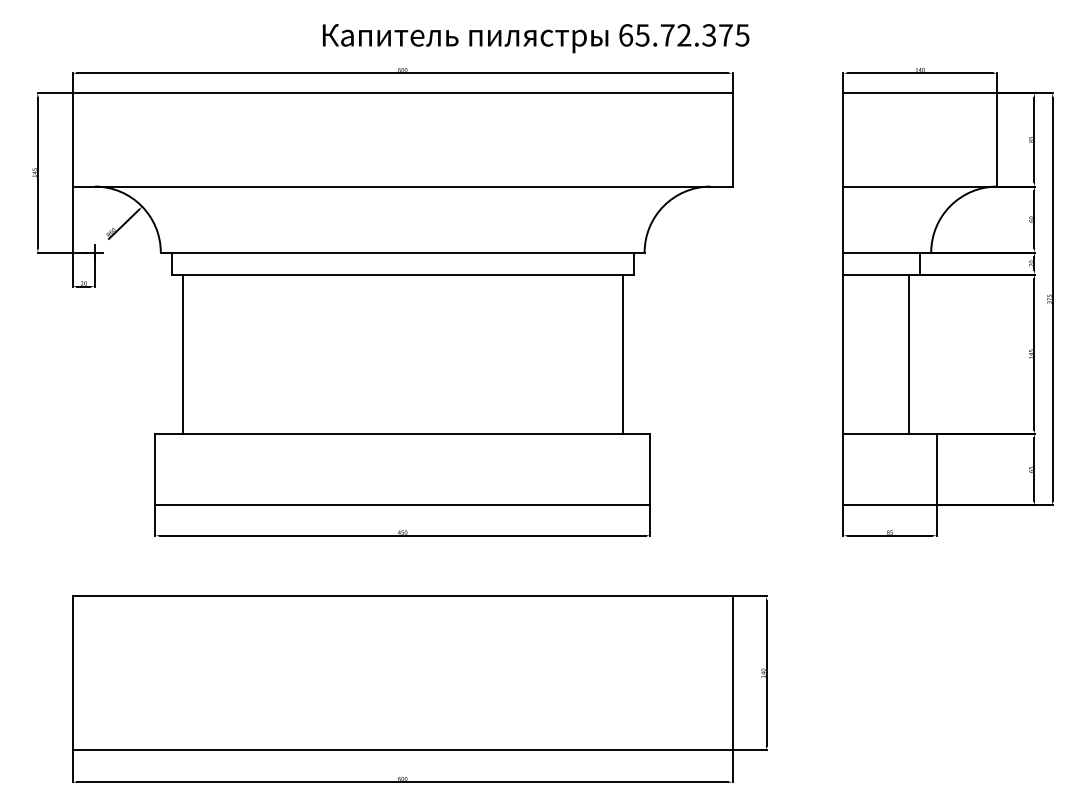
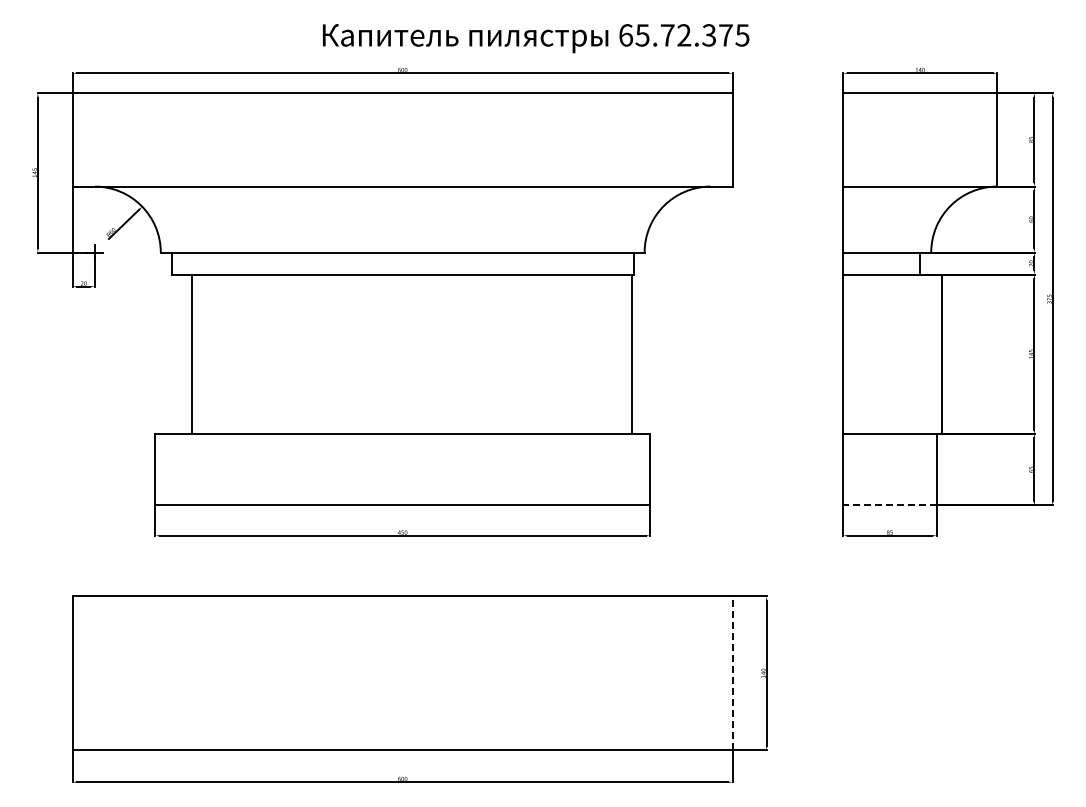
line position: (182, 354) -> (191, 354) (191, 354)
line position: (622, 354) -> (631, 354) (631, 354)
line position: (909, 354) -> (942, 354) (942, 354)
line: solid -> dashed (889, 505)
line: solid -> dashed (732, 673)
